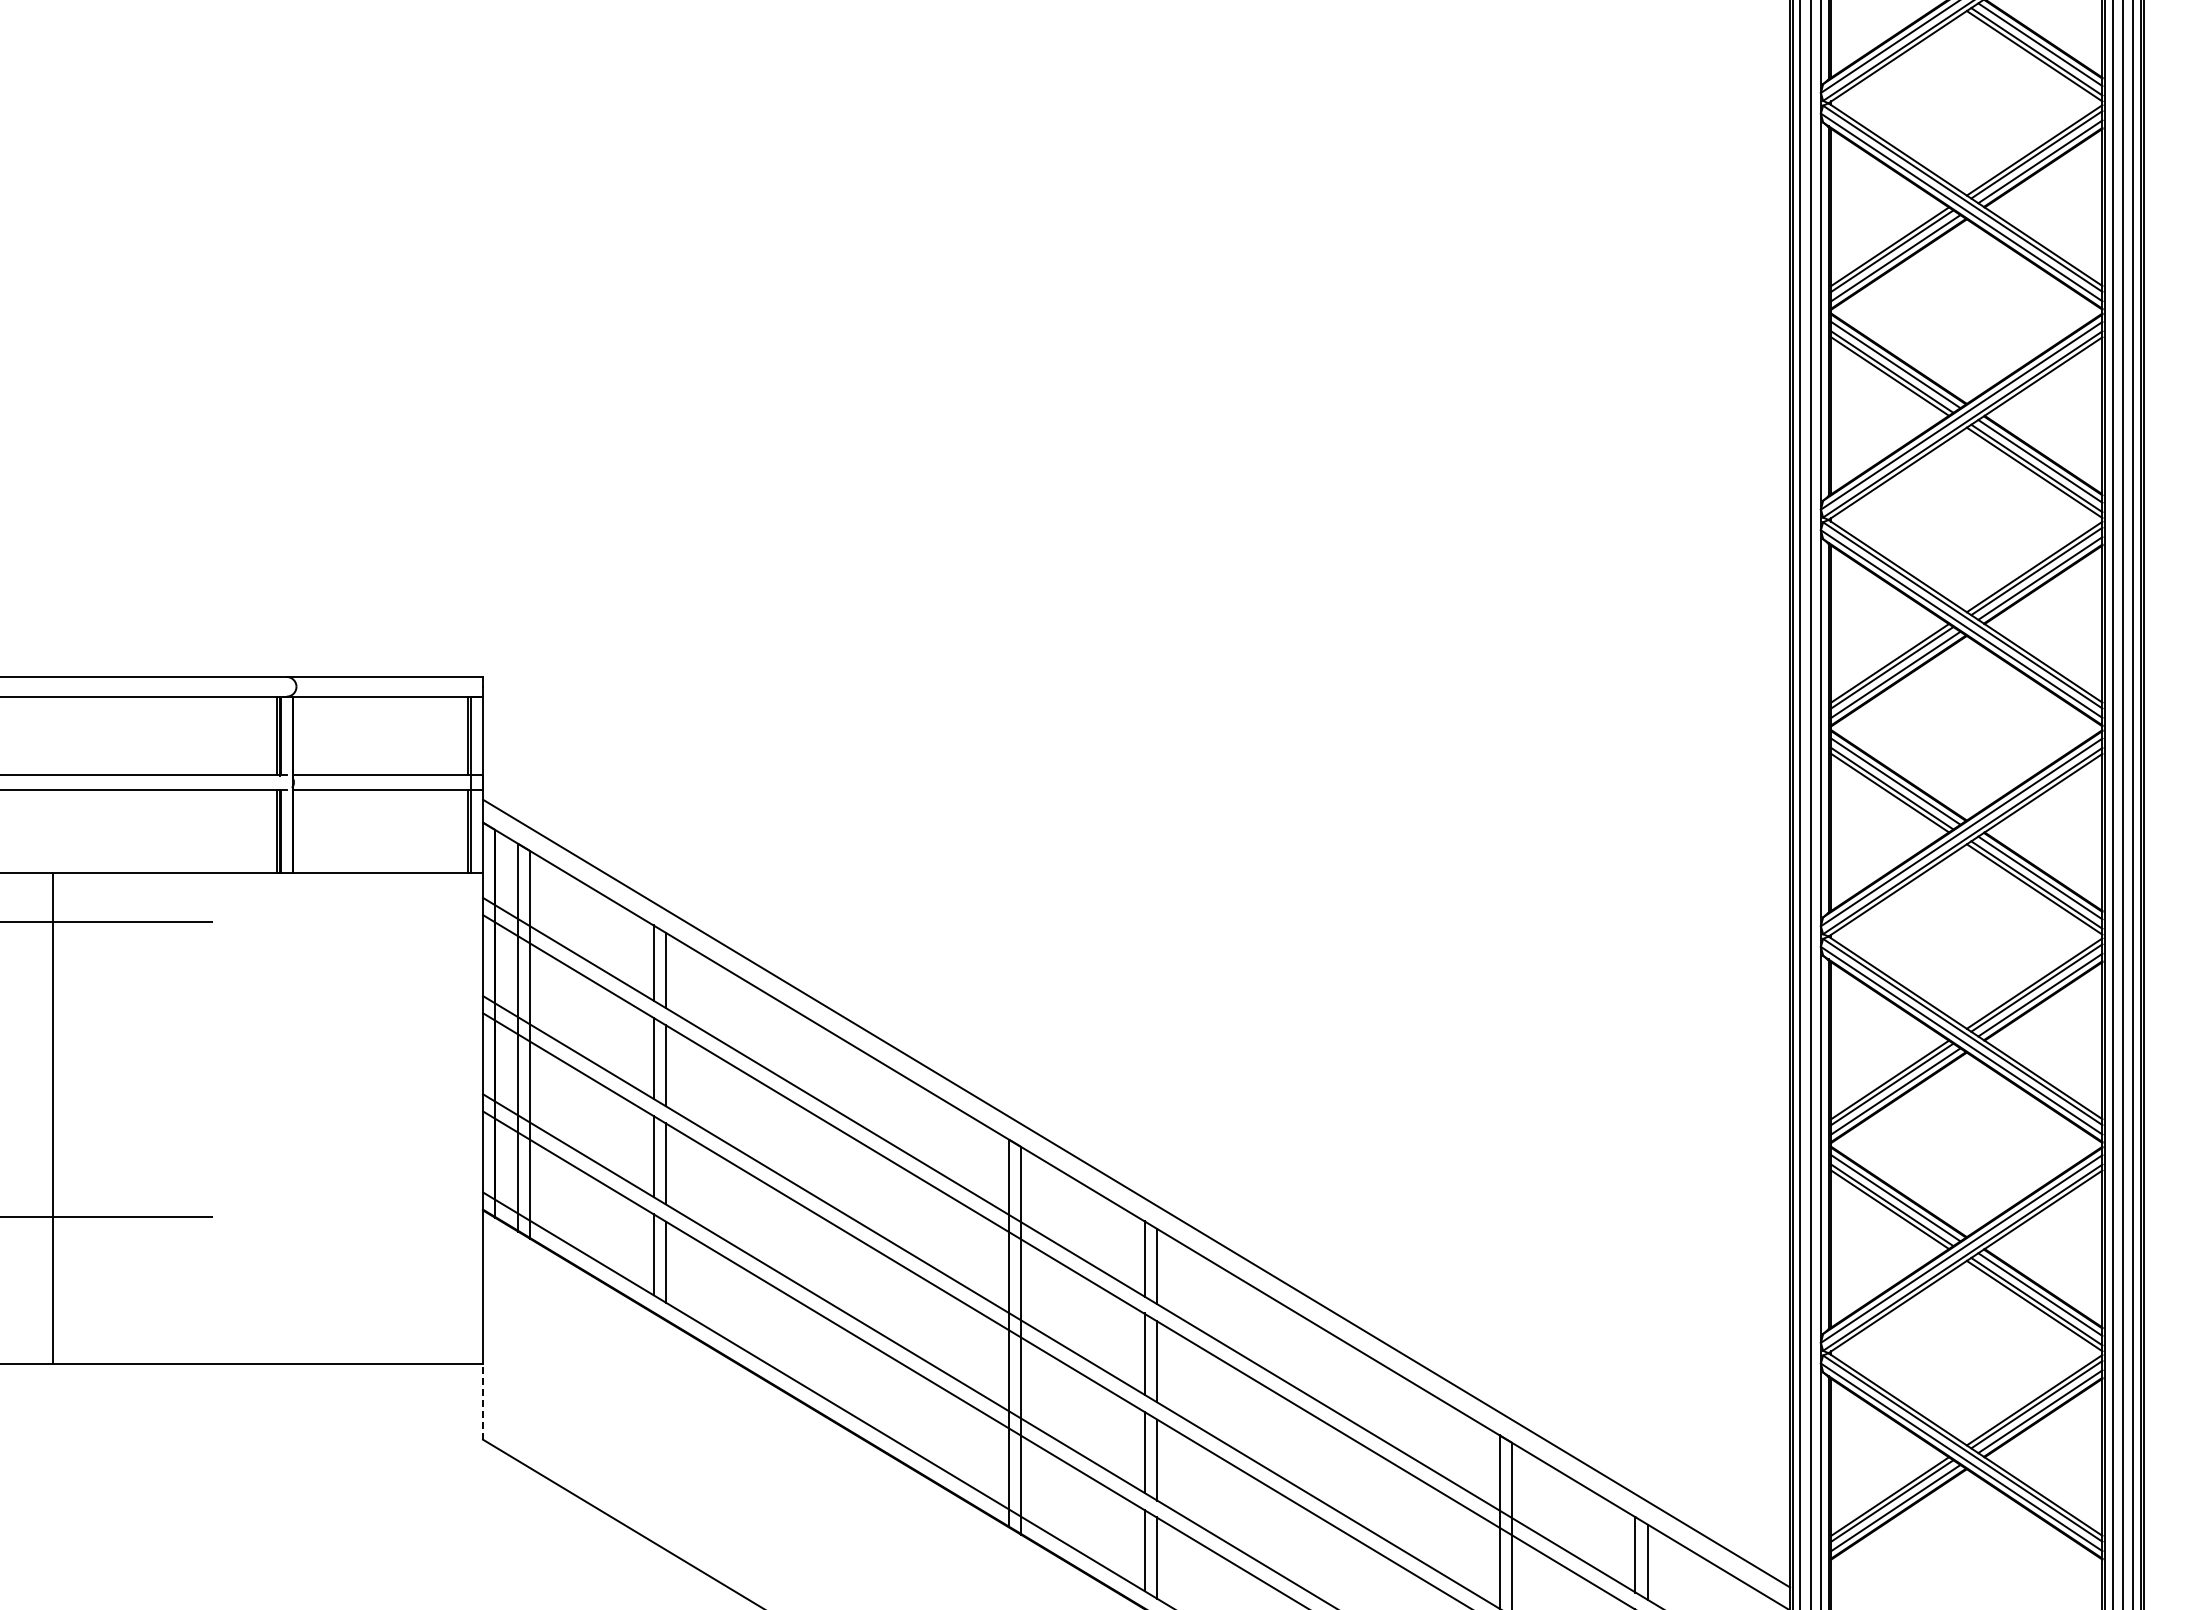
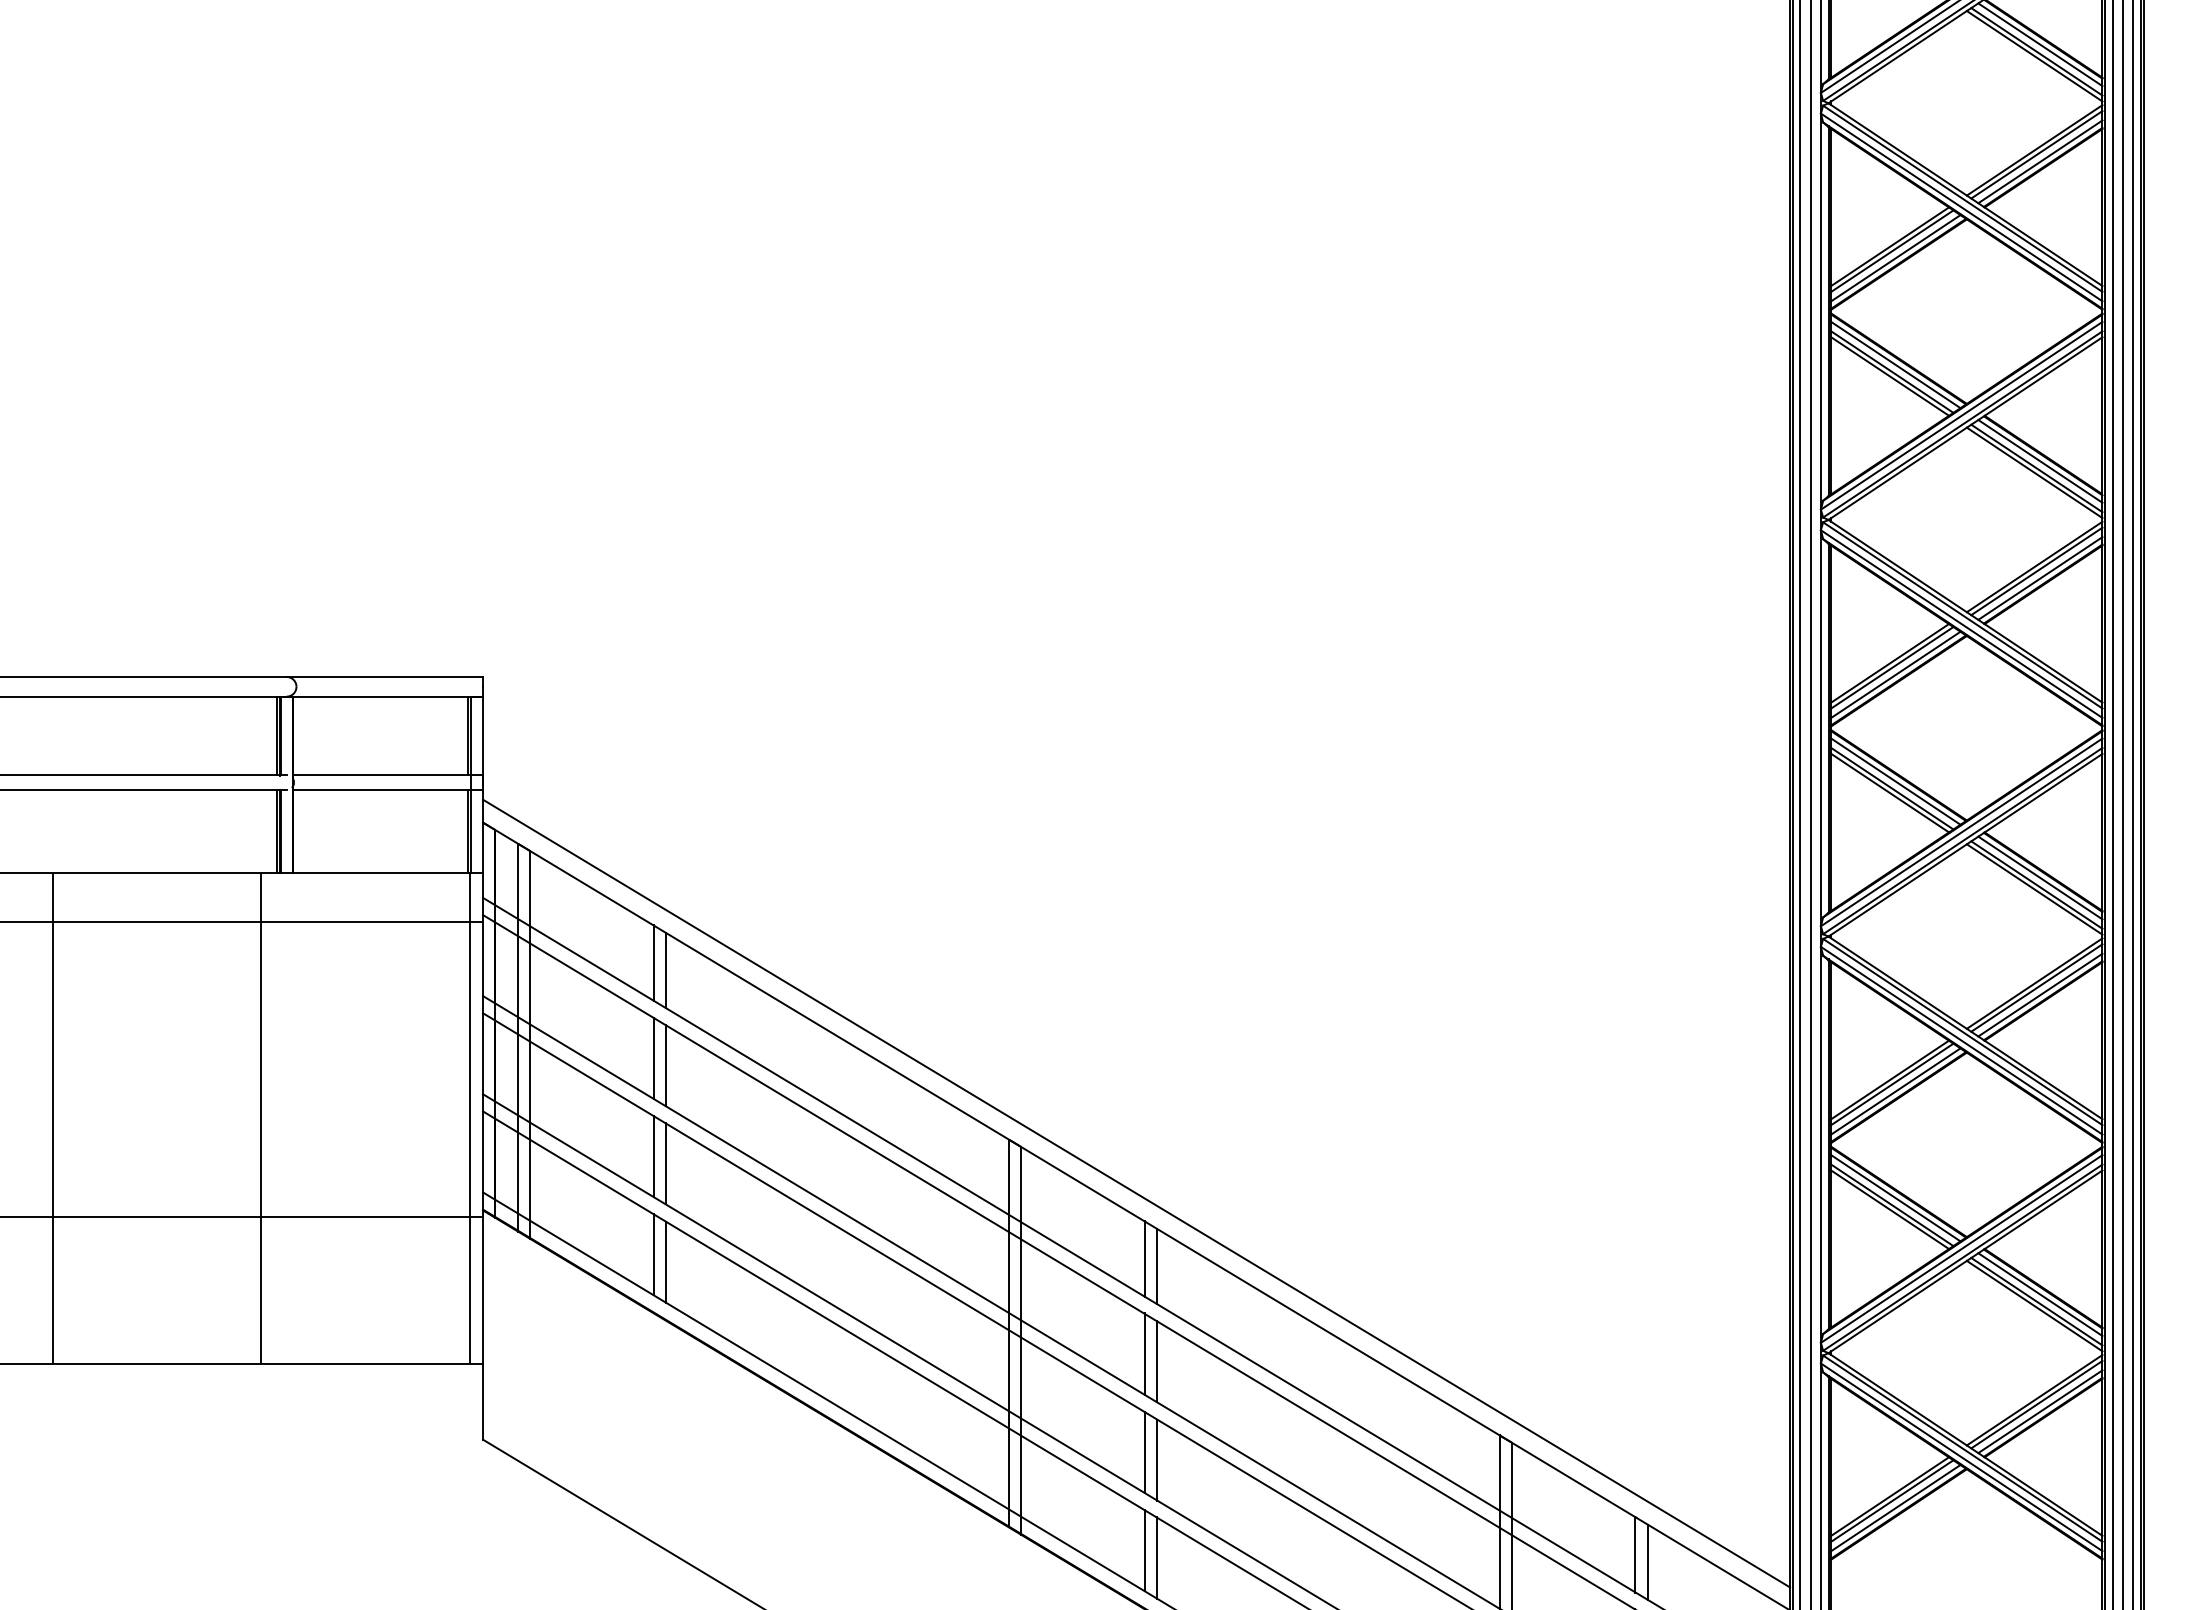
hatch: none -> present (348, 1118)
line: dashed -> solid (483, 1401)
